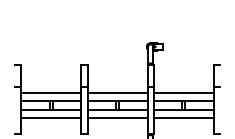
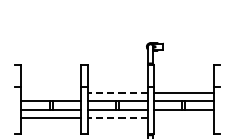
line: present -> none (51, 92)
line: solid -> dashed (117, 92)
line: solid -> dashed (117, 118)
line: present -> none (183, 118)
